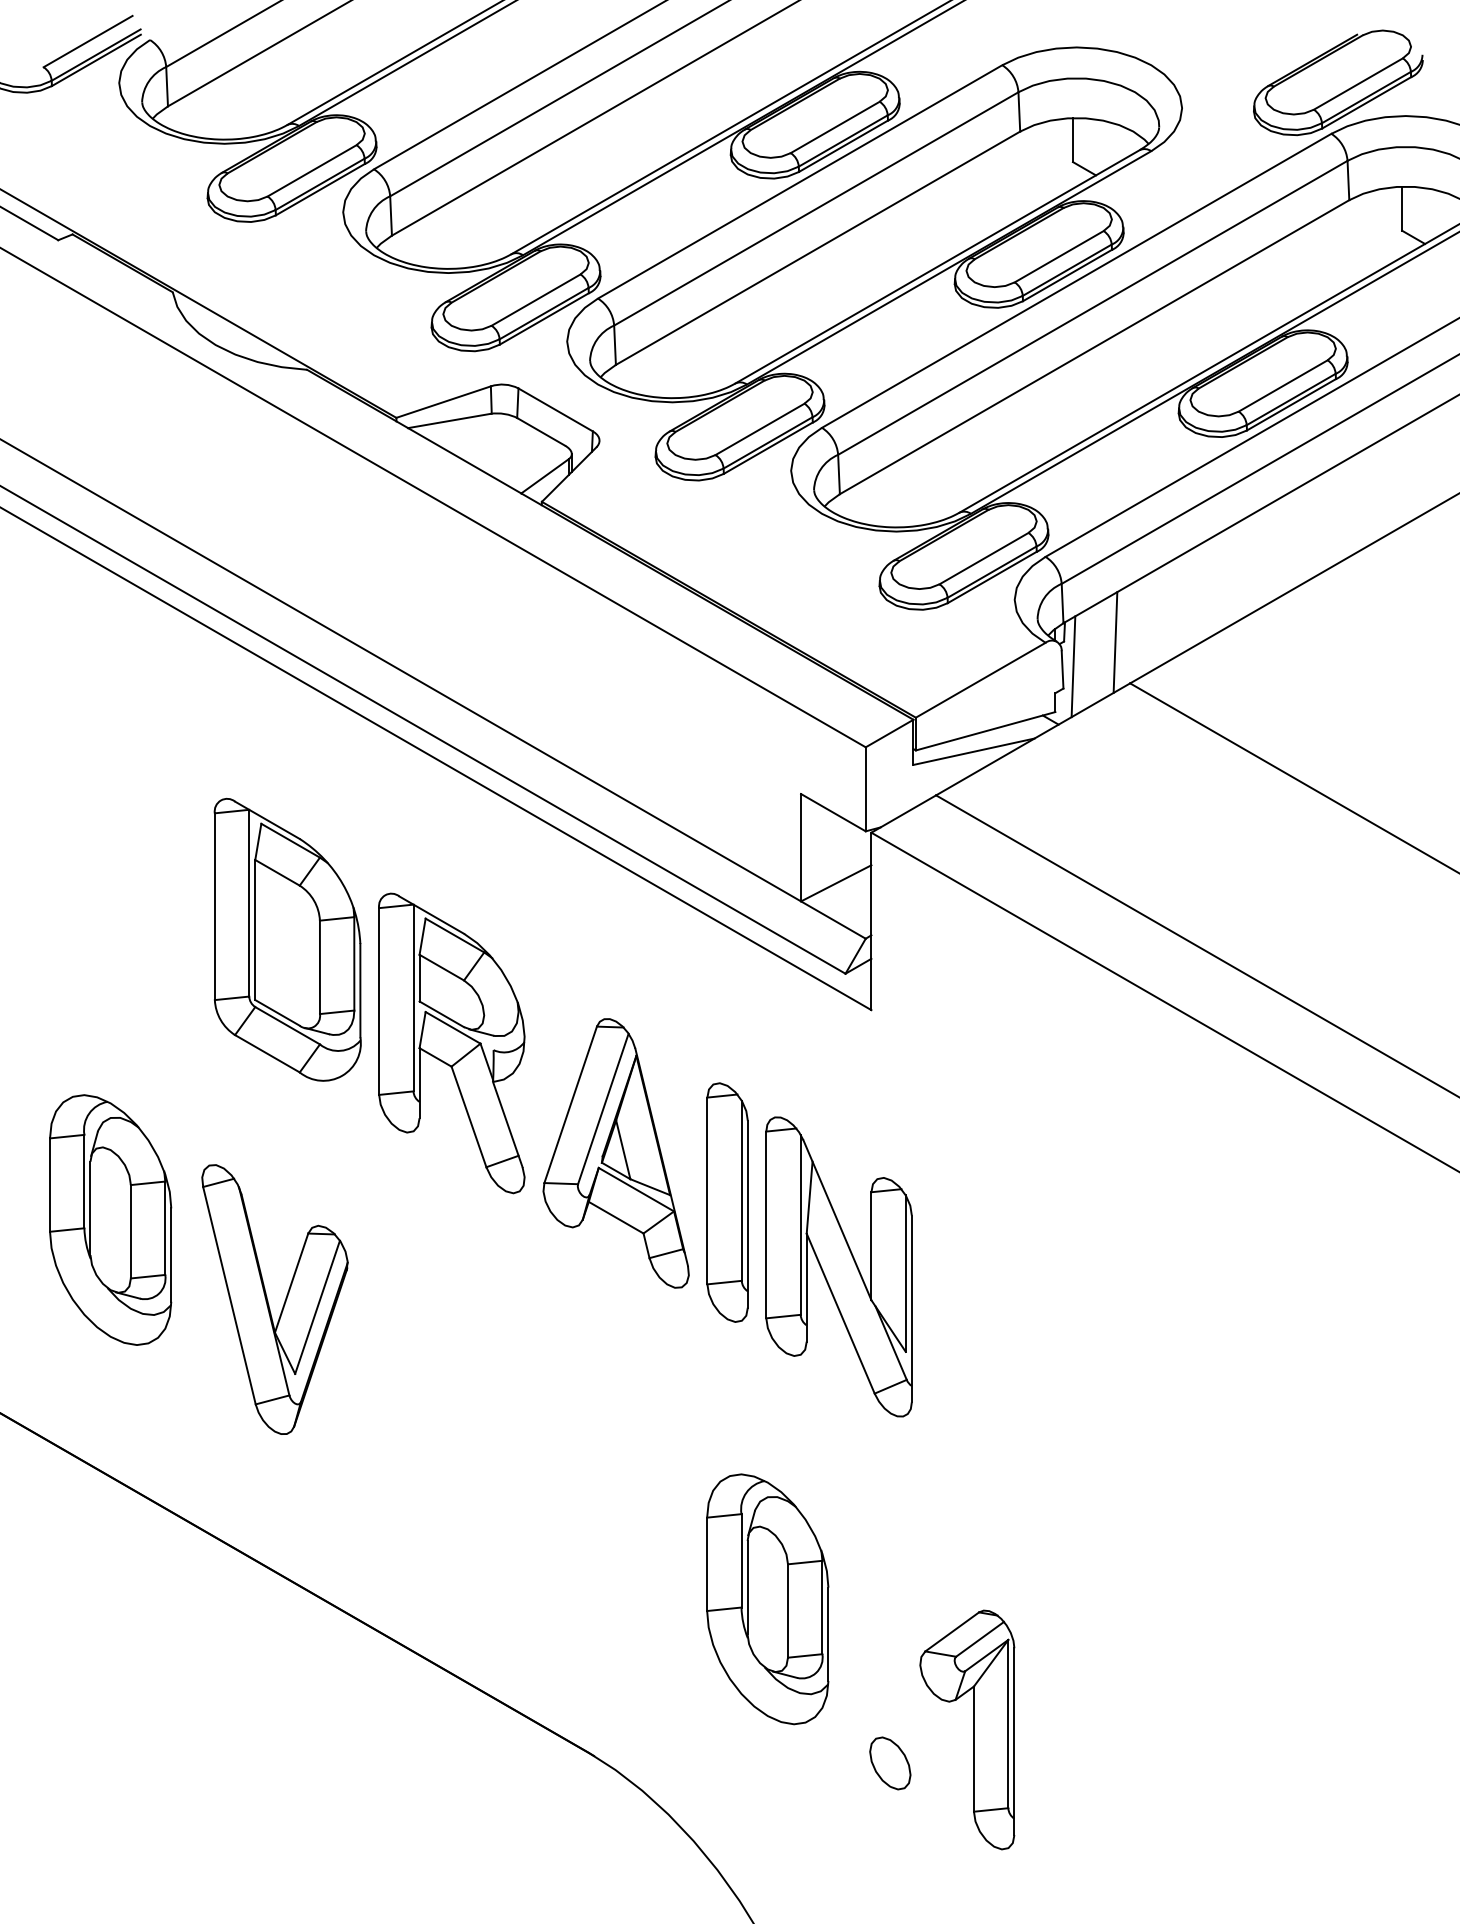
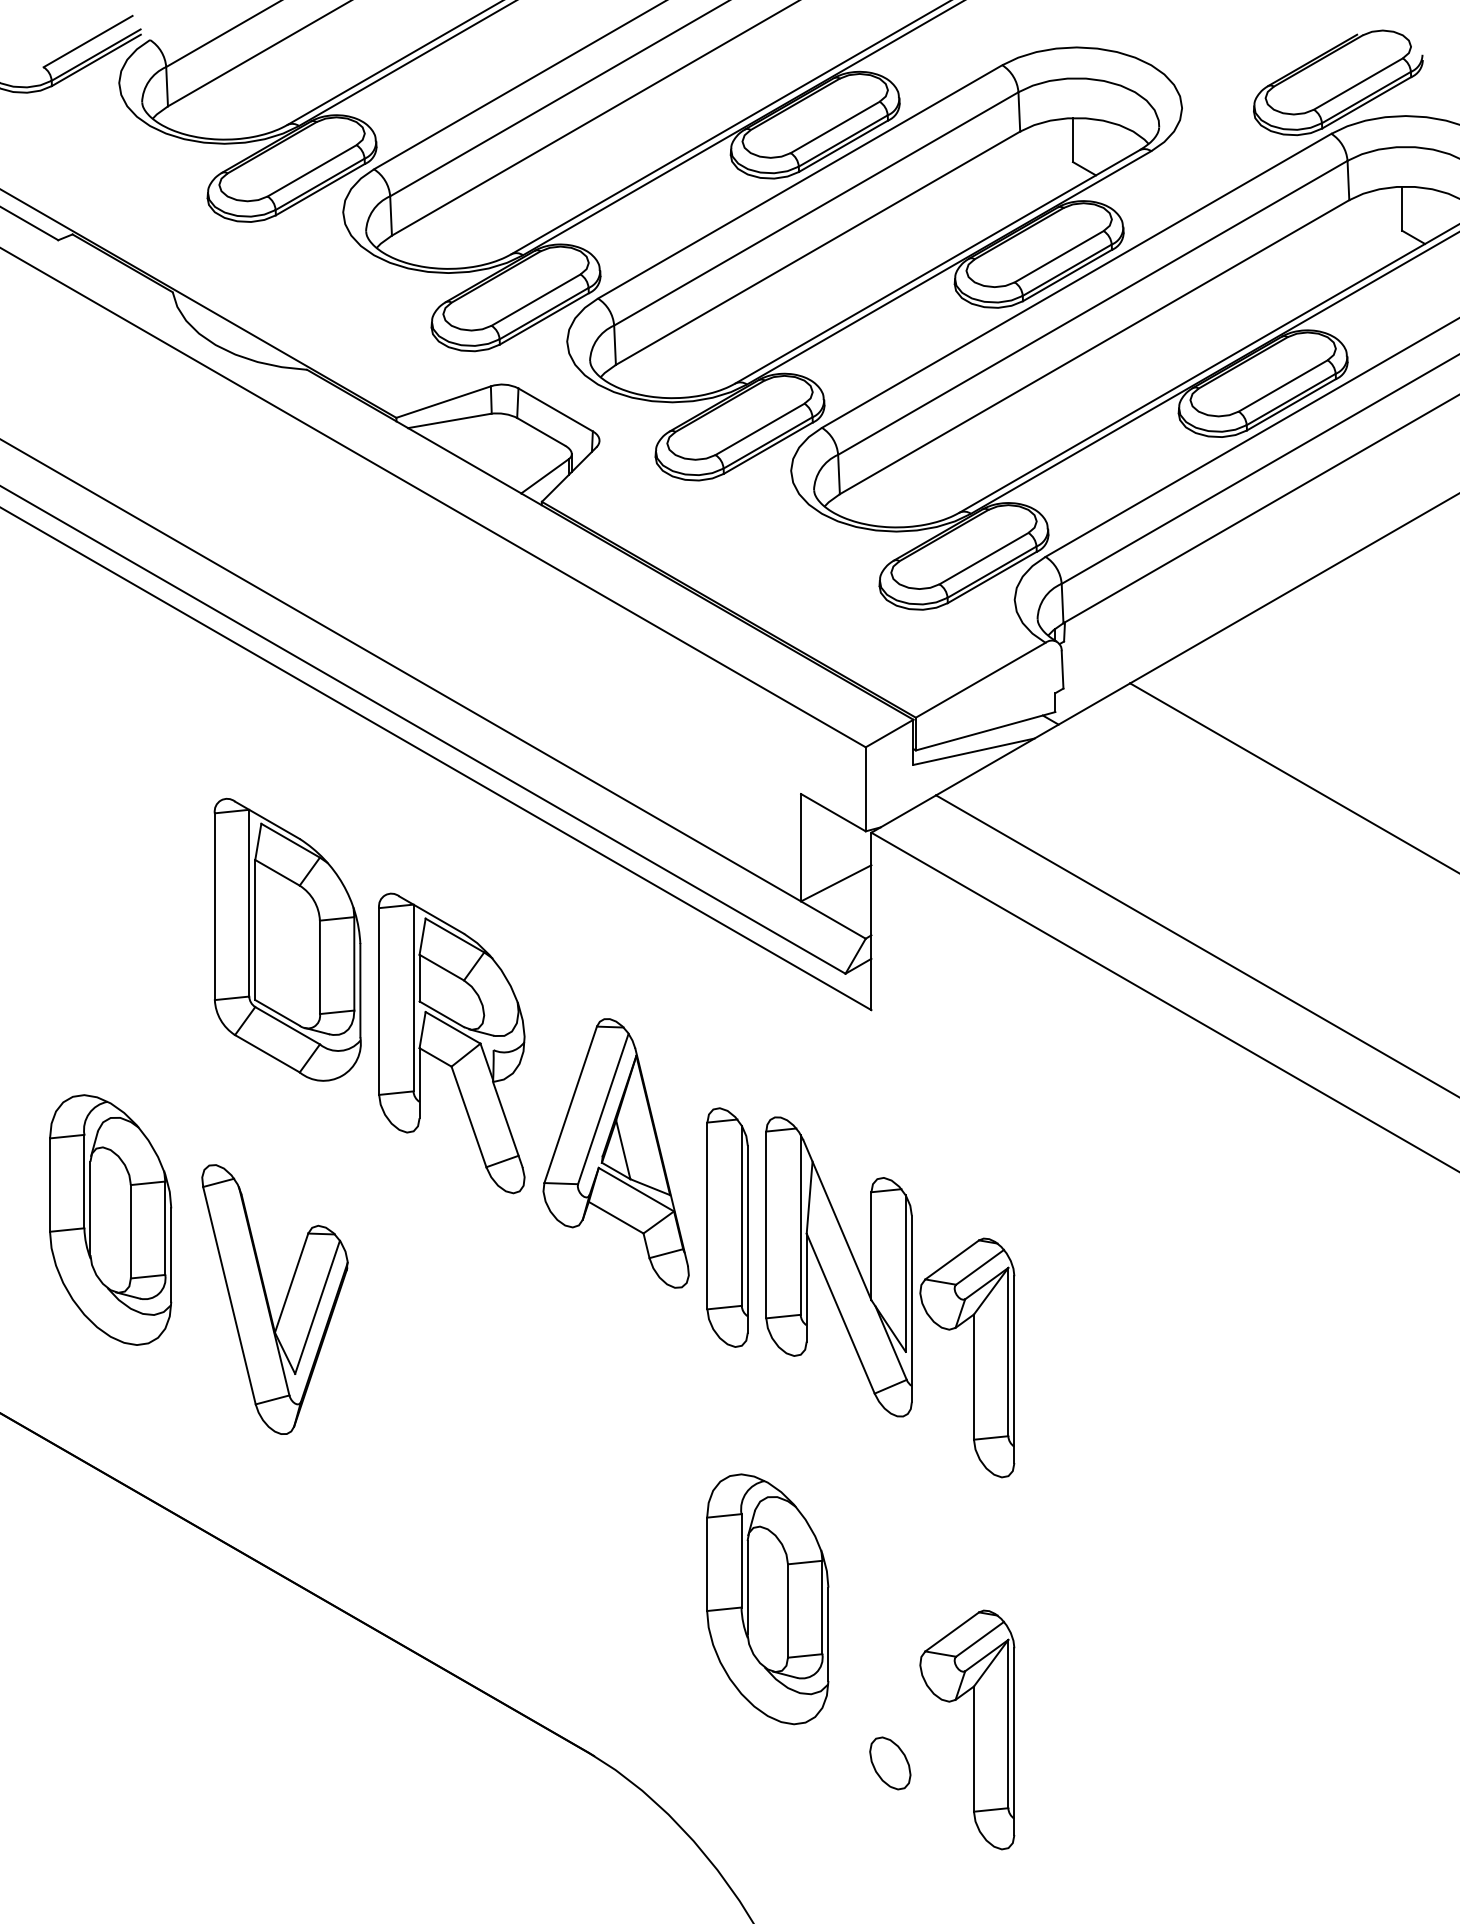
line: present -> none (1115, 642)
line: present -> none (1073, 666)
part position: (727, 1202) -> (727, 1227) (727, 1227)
part: none -> present (967, 1357)
